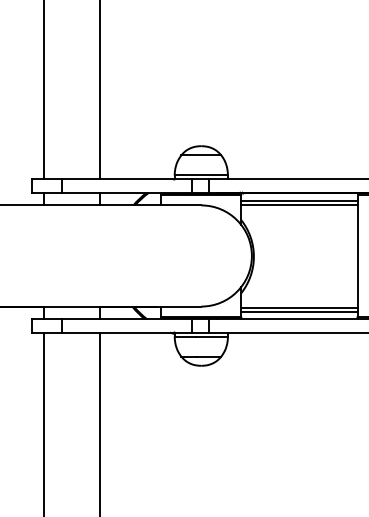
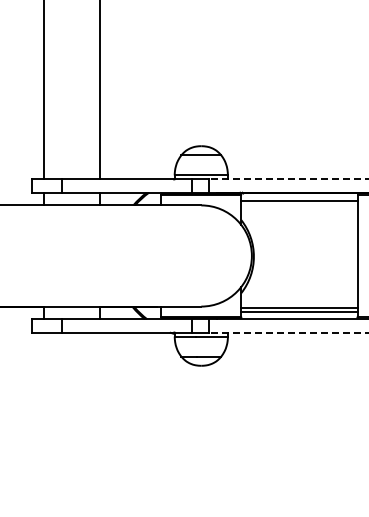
line: solid -> dashed (288, 179)
line: present -> none (299, 205)
line: solid -> dashed (288, 332)
line: present -> none (44, 422)
line: present -> none (100, 422)
